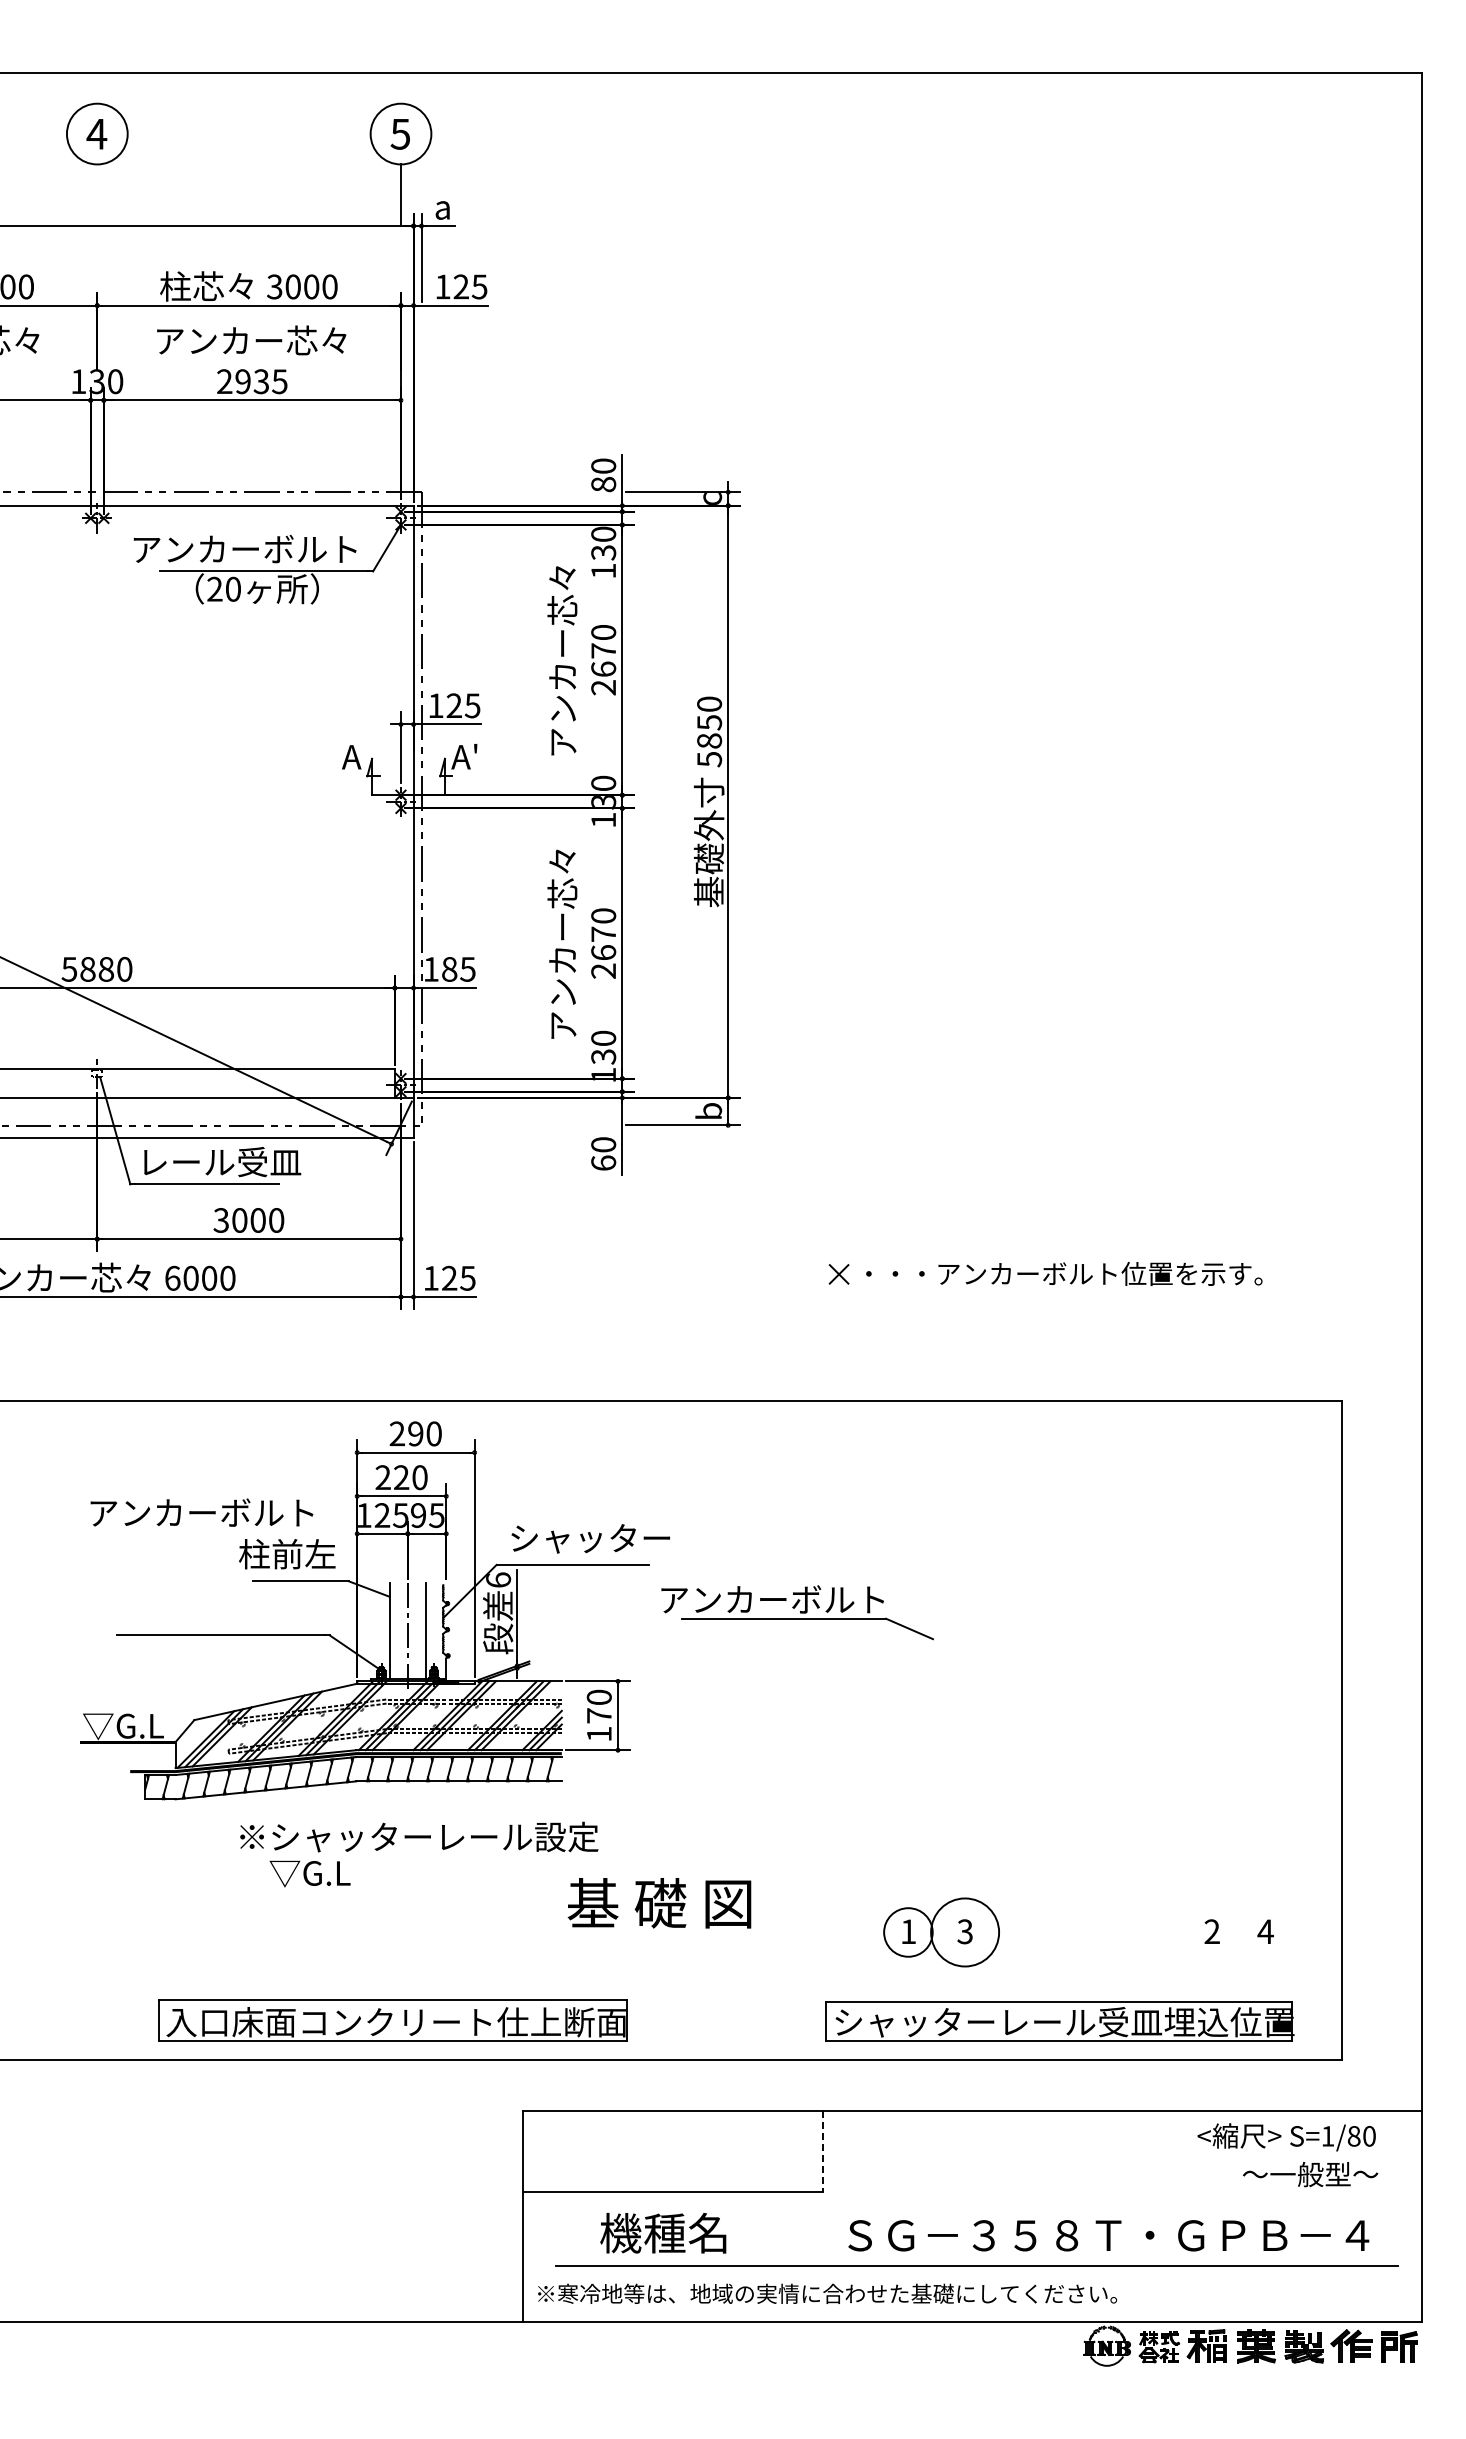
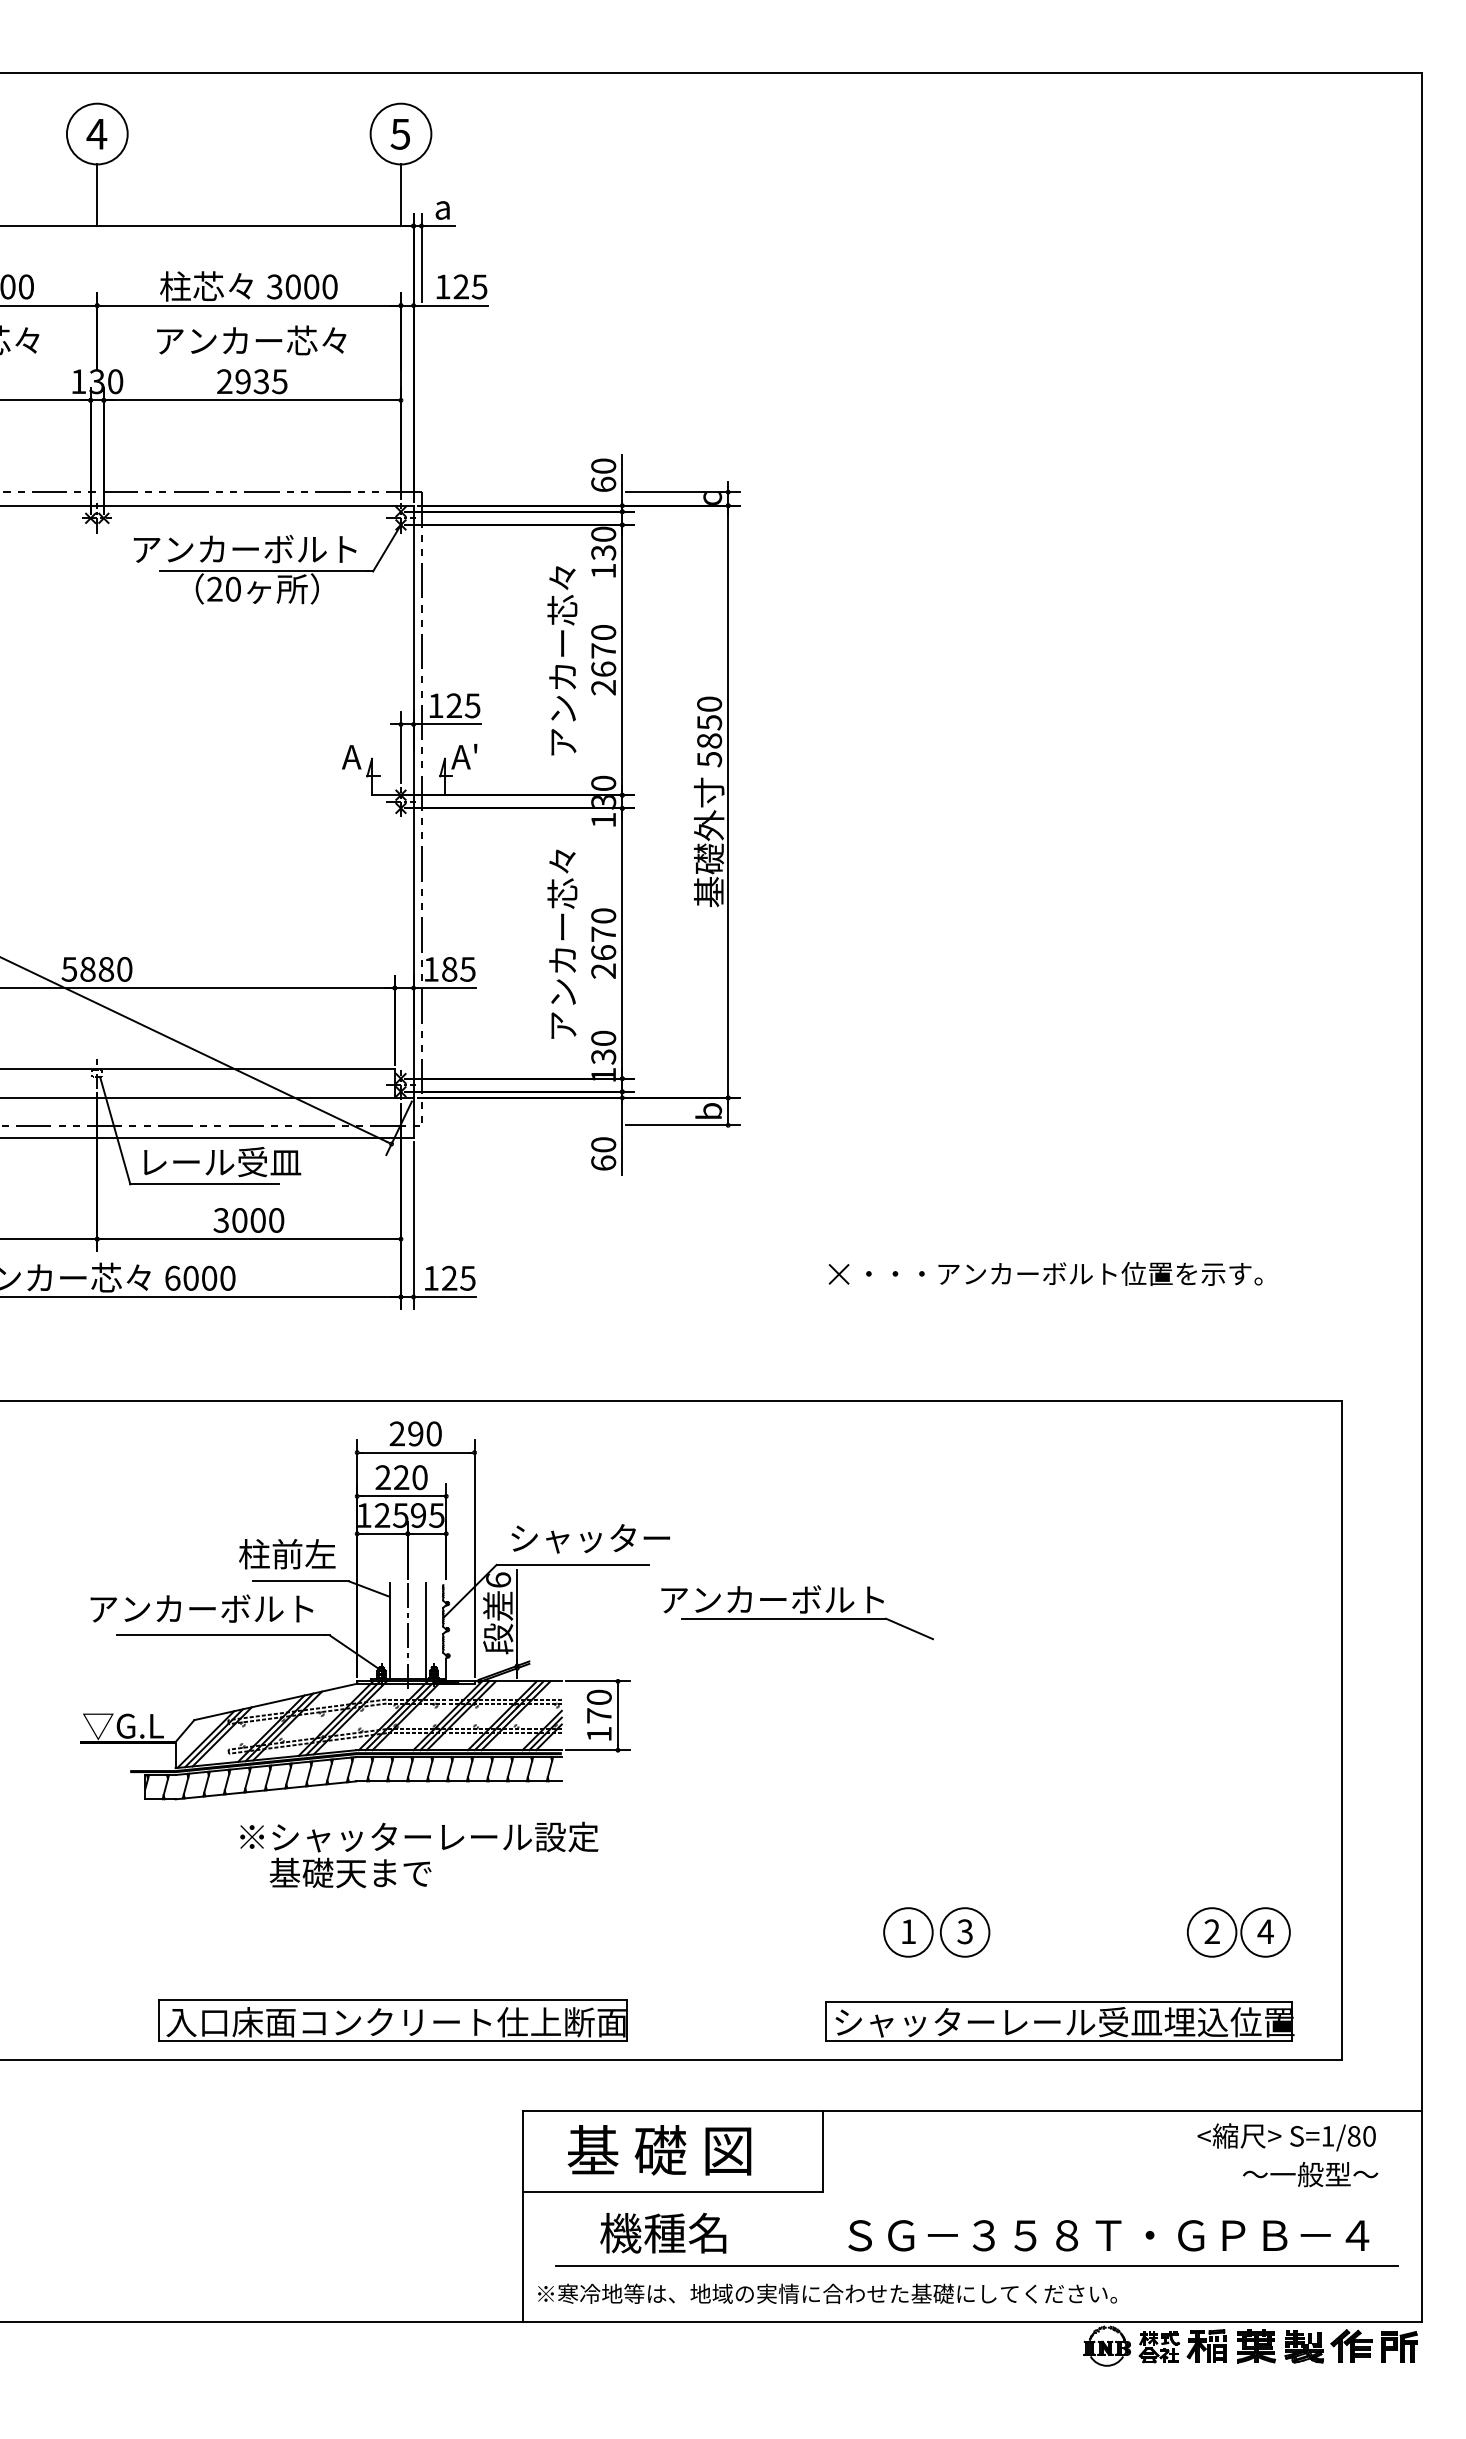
line: none -> present (97, 195)
text: 80 -> 60 (603, 484)
text position: (201, 1512) -> (201, 1608) (201, 1608)
text: ▽G.L -> 基礎天まで (350, 1872)
text position: (659, 1903) -> (659, 2150) (659, 2150)
circle diameter: 68 px -> 49 px (964, 1932)
part: none -> present (1238, 1932)
line: dashed -> solid (822, 2151)
